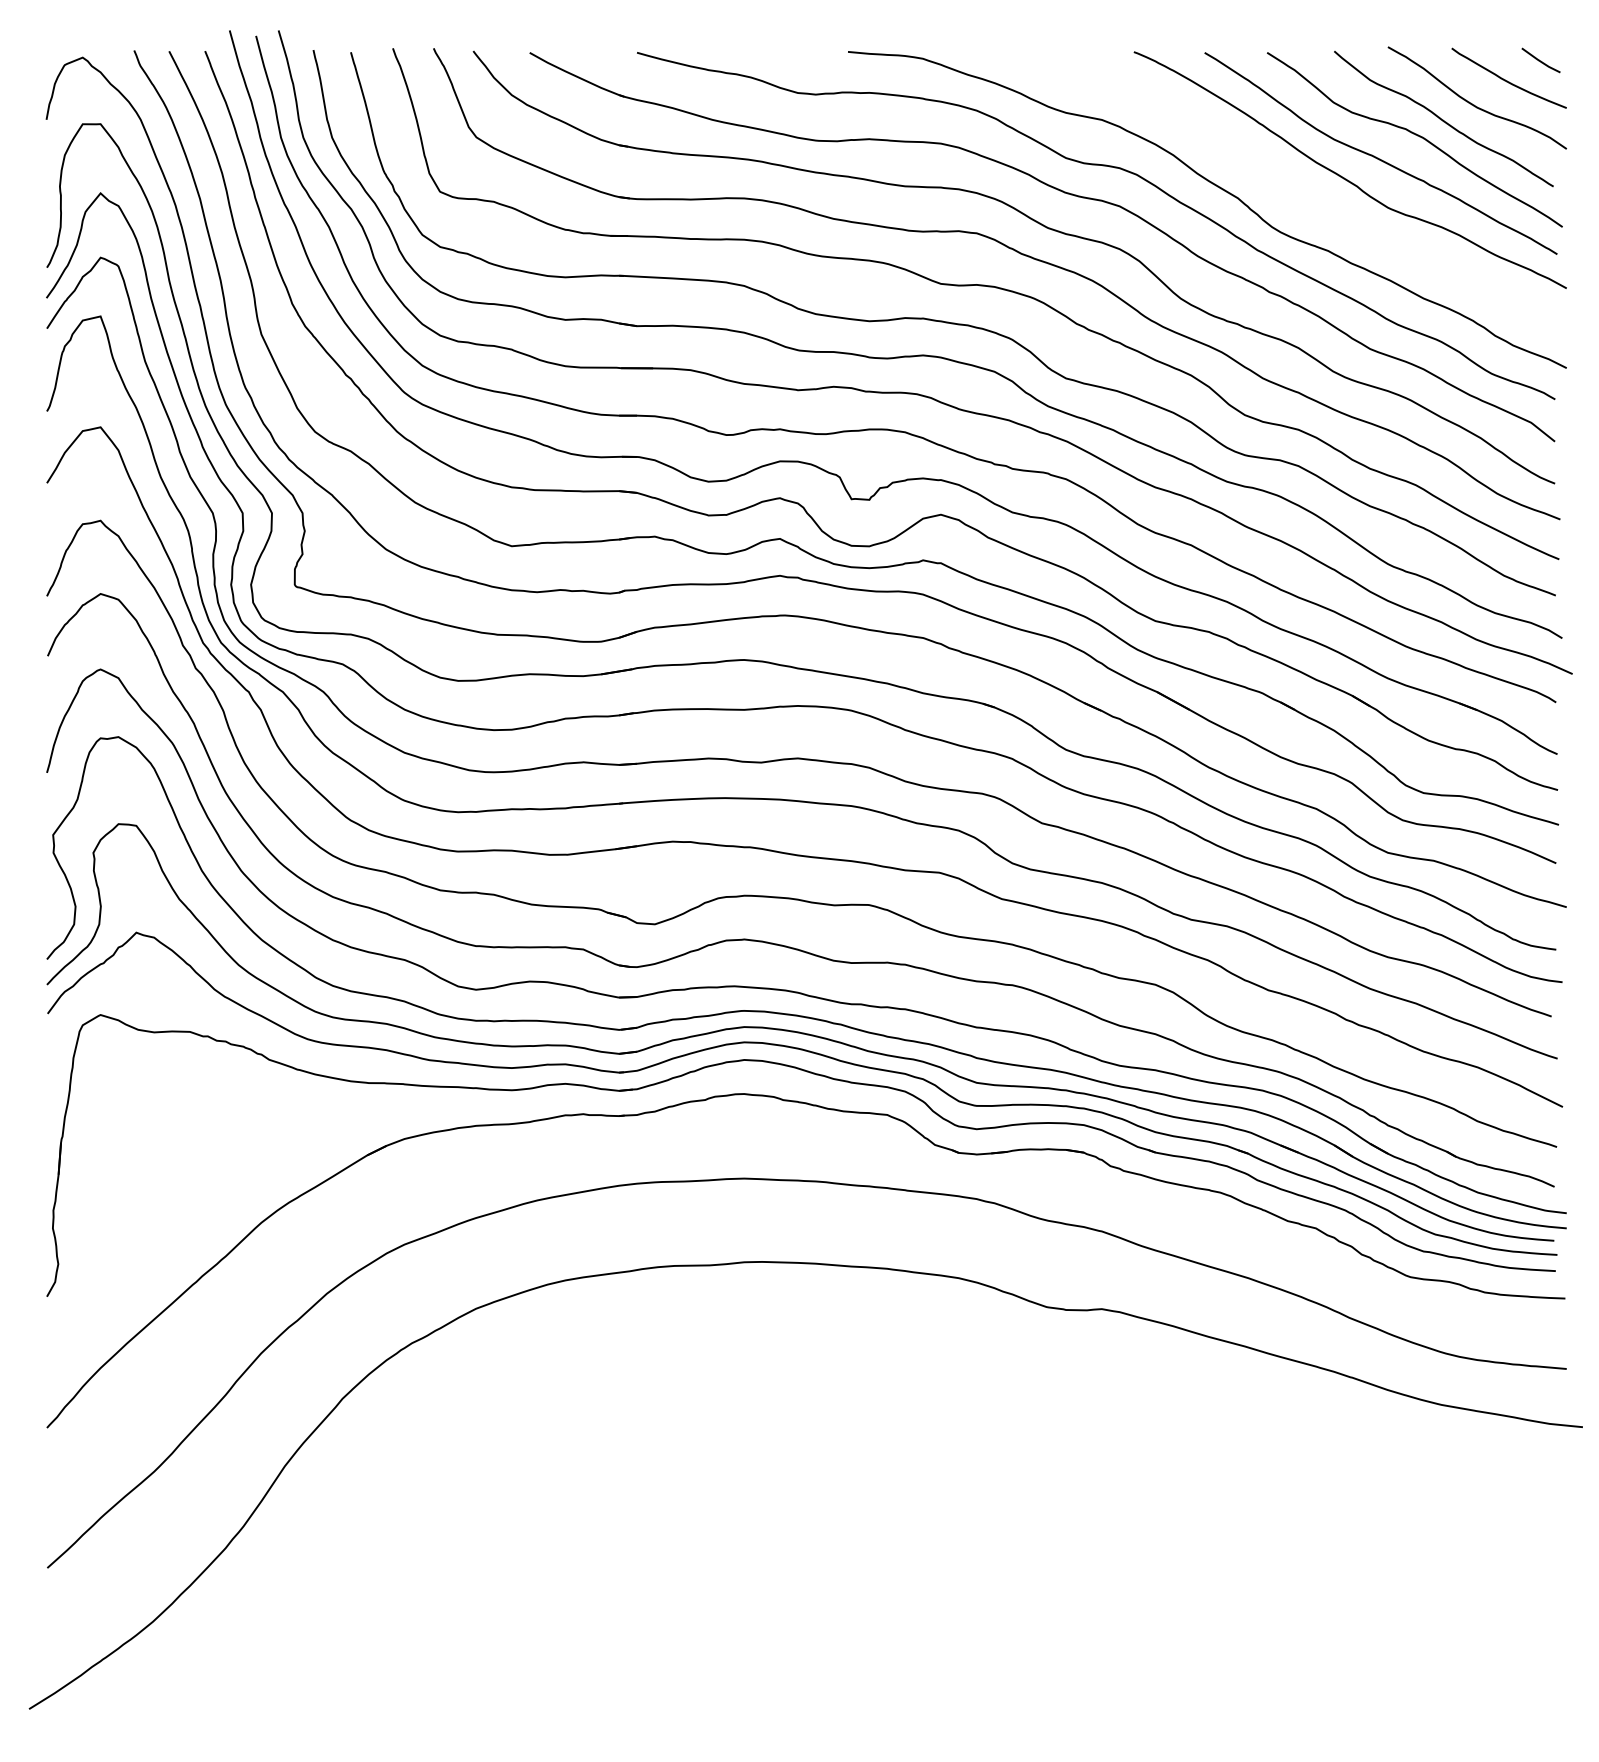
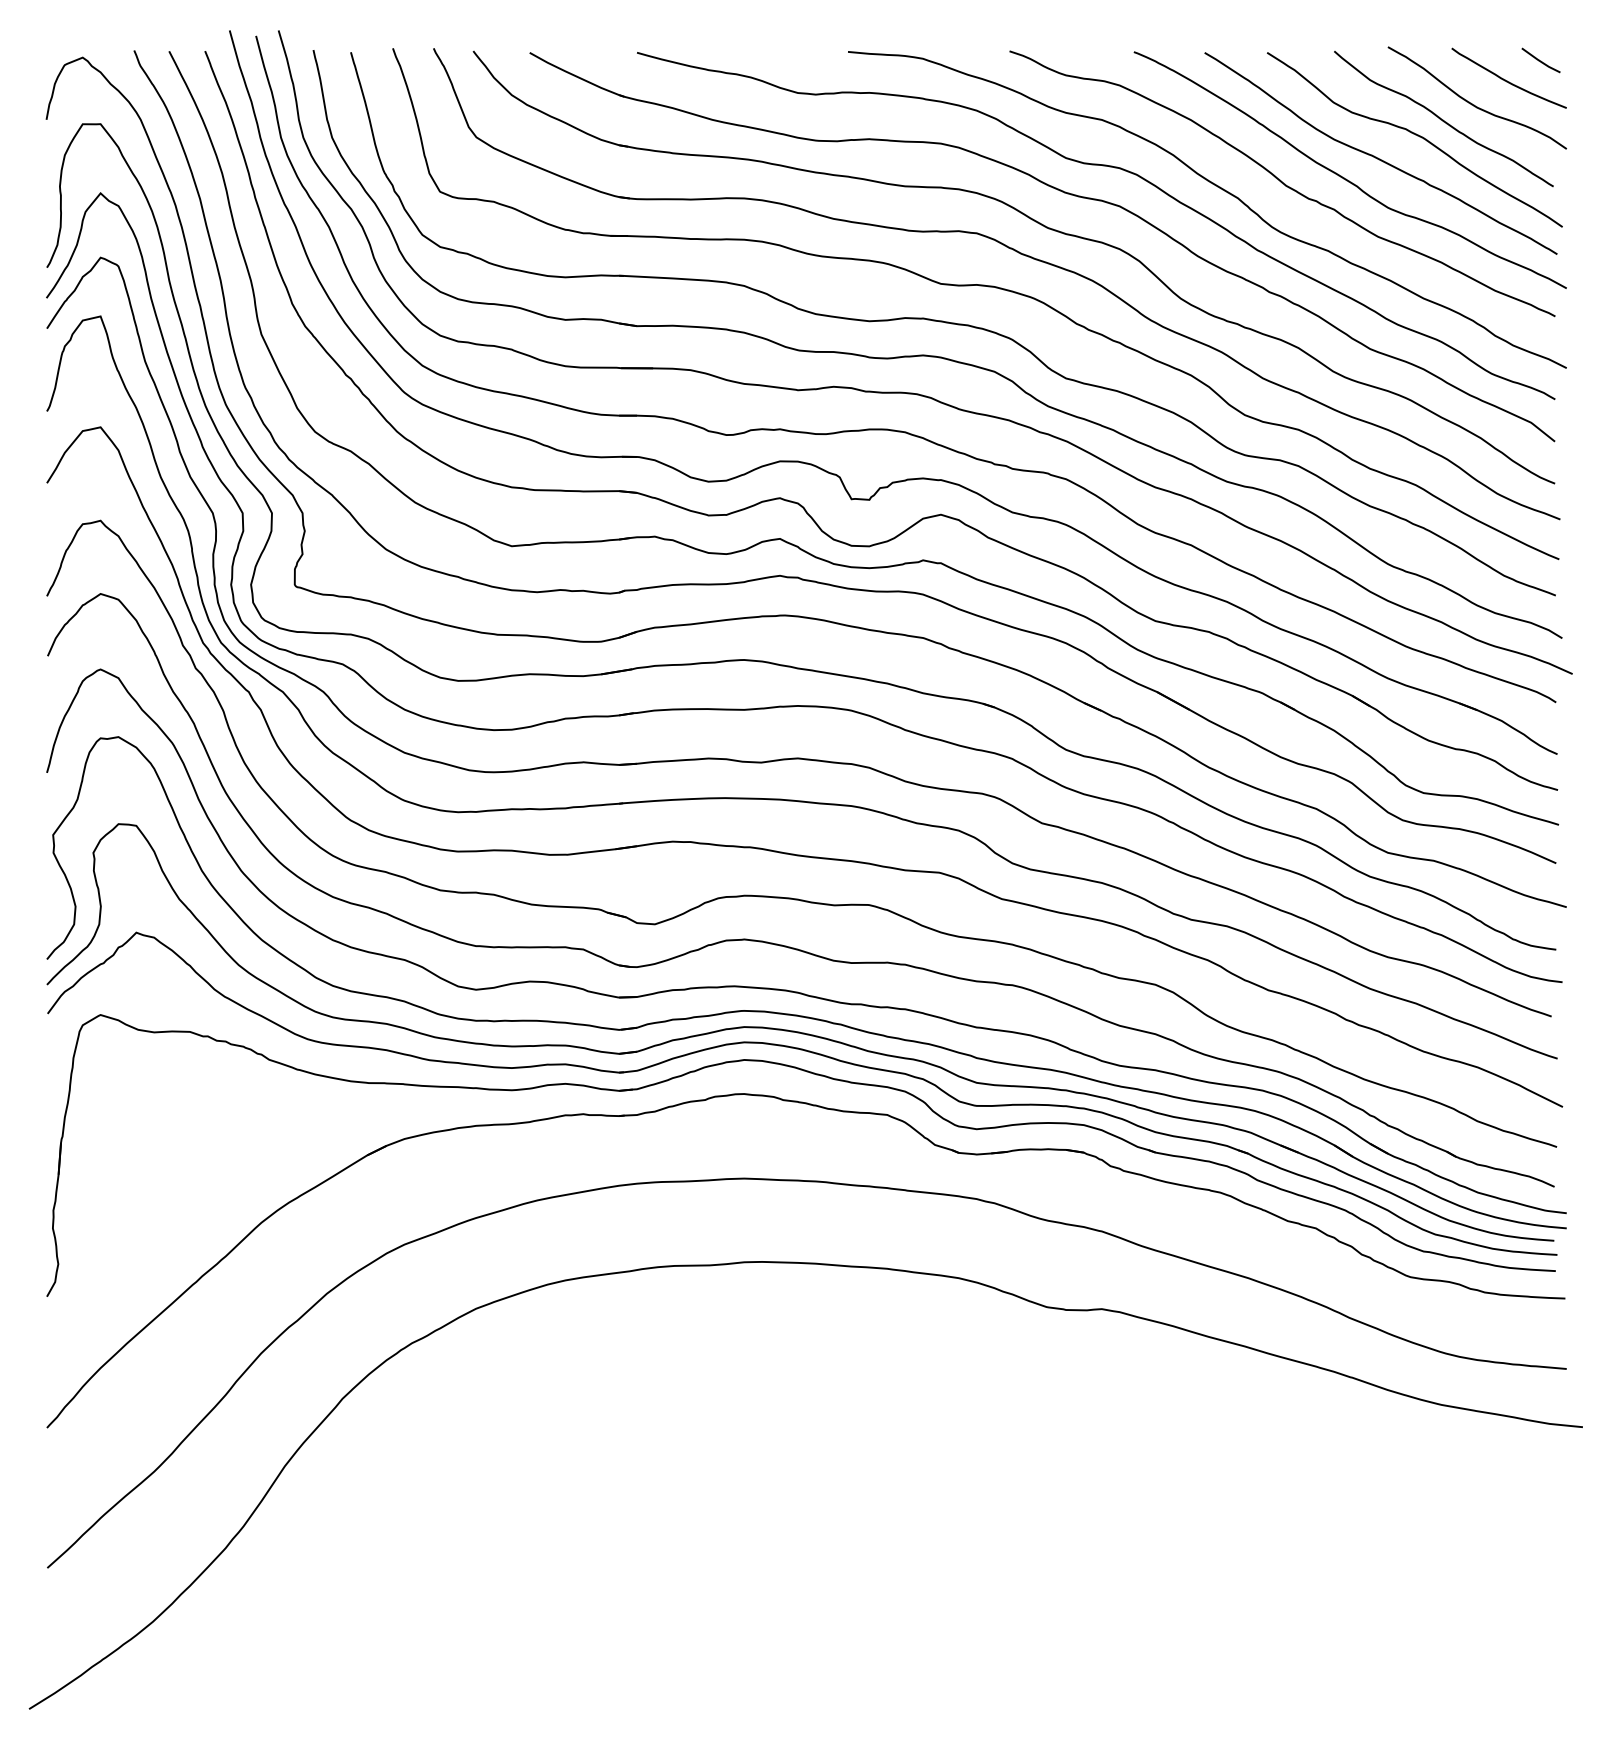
curve: none -> present (1282, 183)
